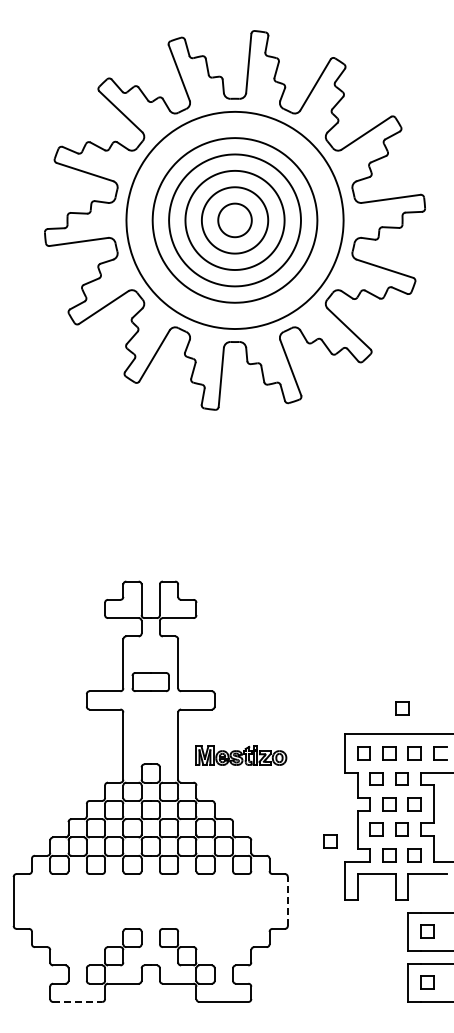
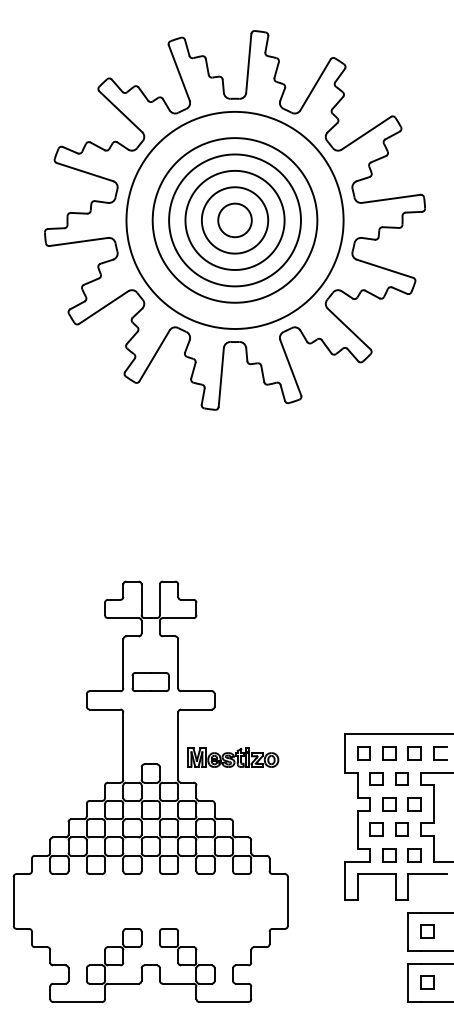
part: present -> none (402, 708)
part position: (241, 755) -> (233, 757) (233, 757)
part: present -> none (330, 841)
line: dashed -> solid (287, 900)
line: dashed -> solid (78, 1002)
